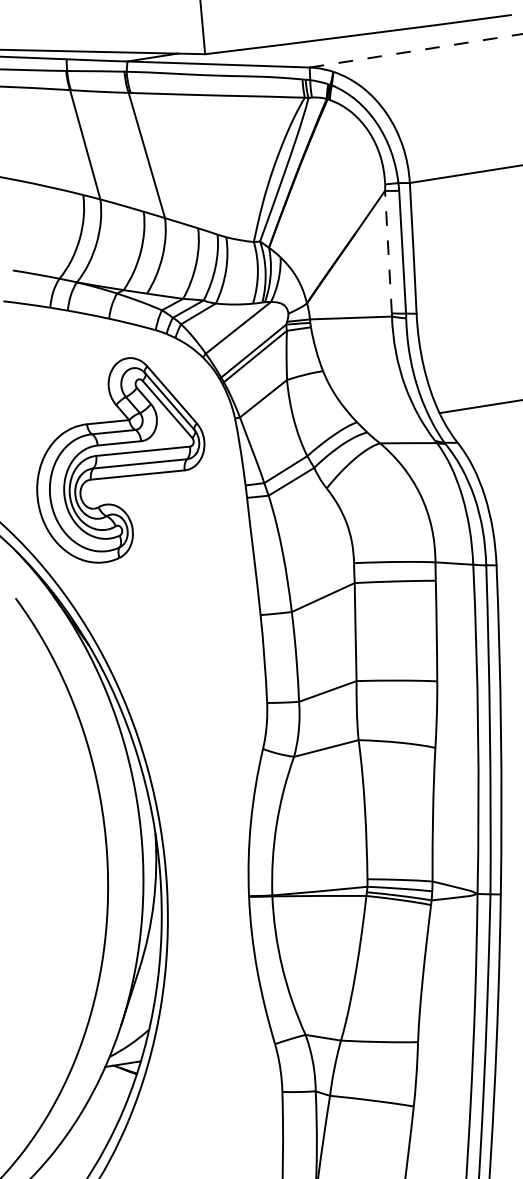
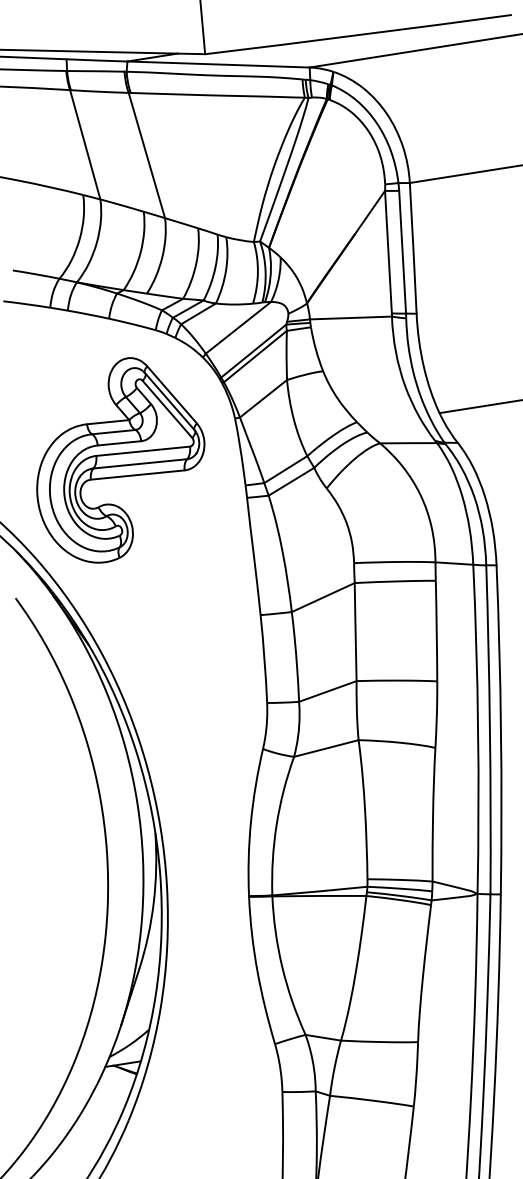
line: dashed -> solid (416, 50)
line: dashed -> solid (388, 251)
